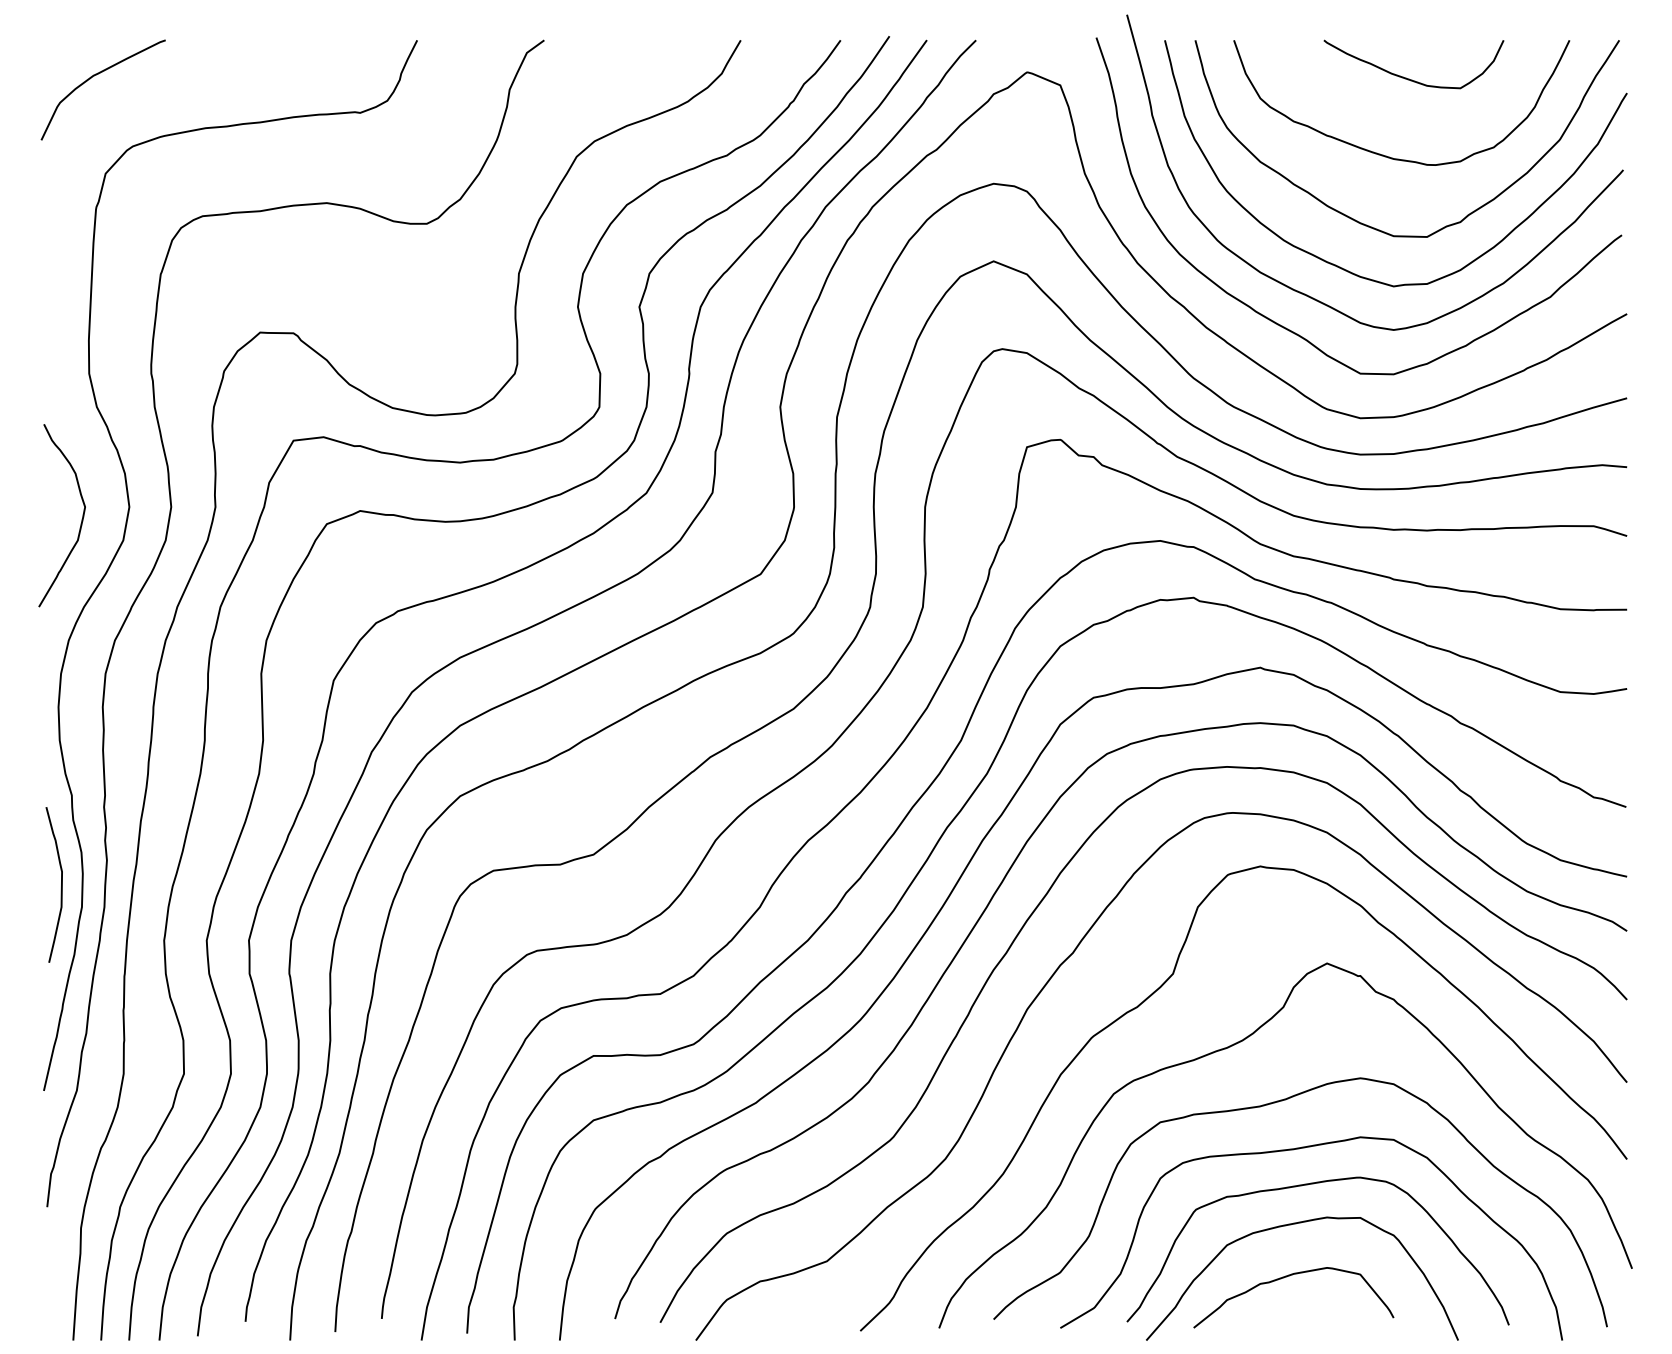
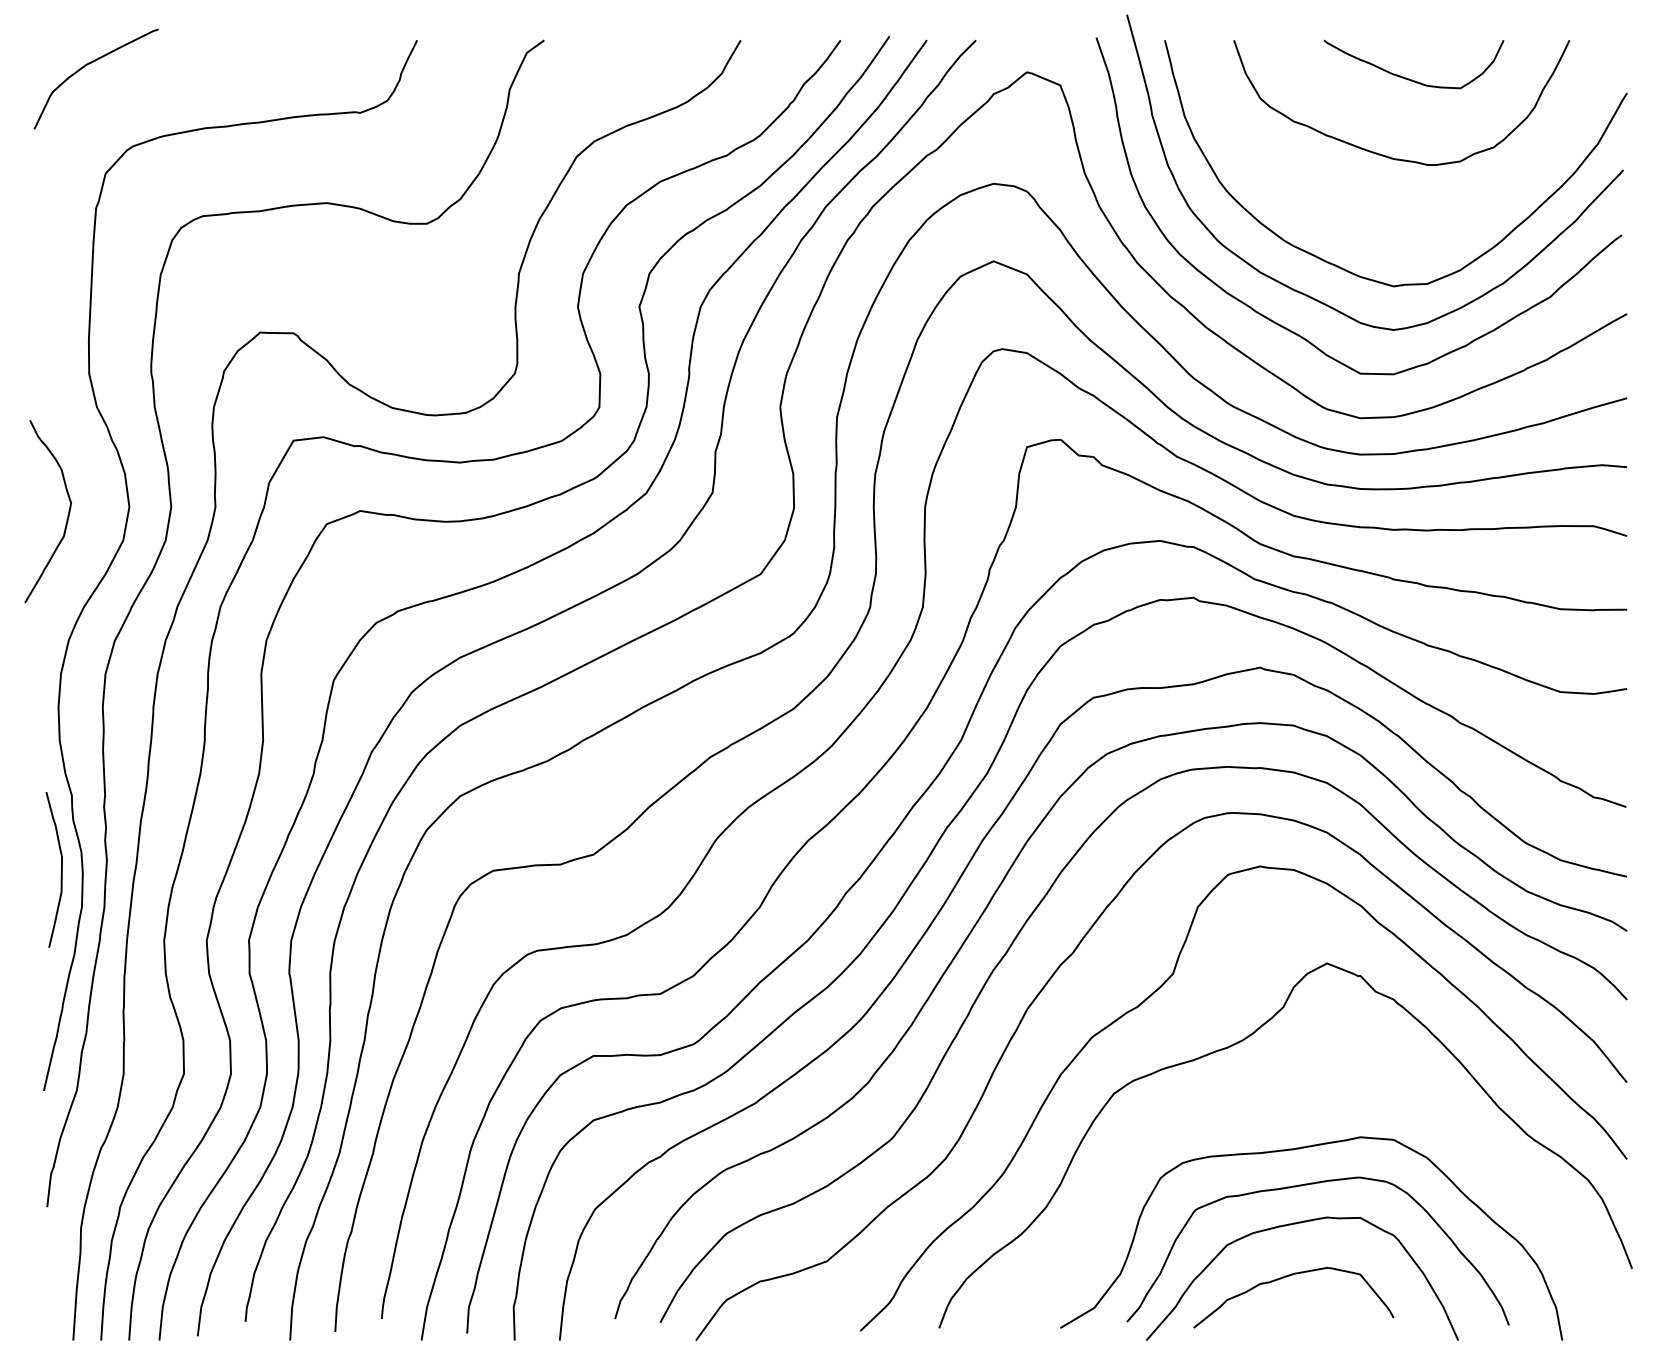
curve position: (96, 75) -> (89, 64) (89, 64)
curve: present -> none (1369, 225)
curve position: (81, 519) -> (67, 515) (67, 515)
curve position: (61, 884) -> (61, 869) (61, 869)
curve: present -> none (1275, 1103)
